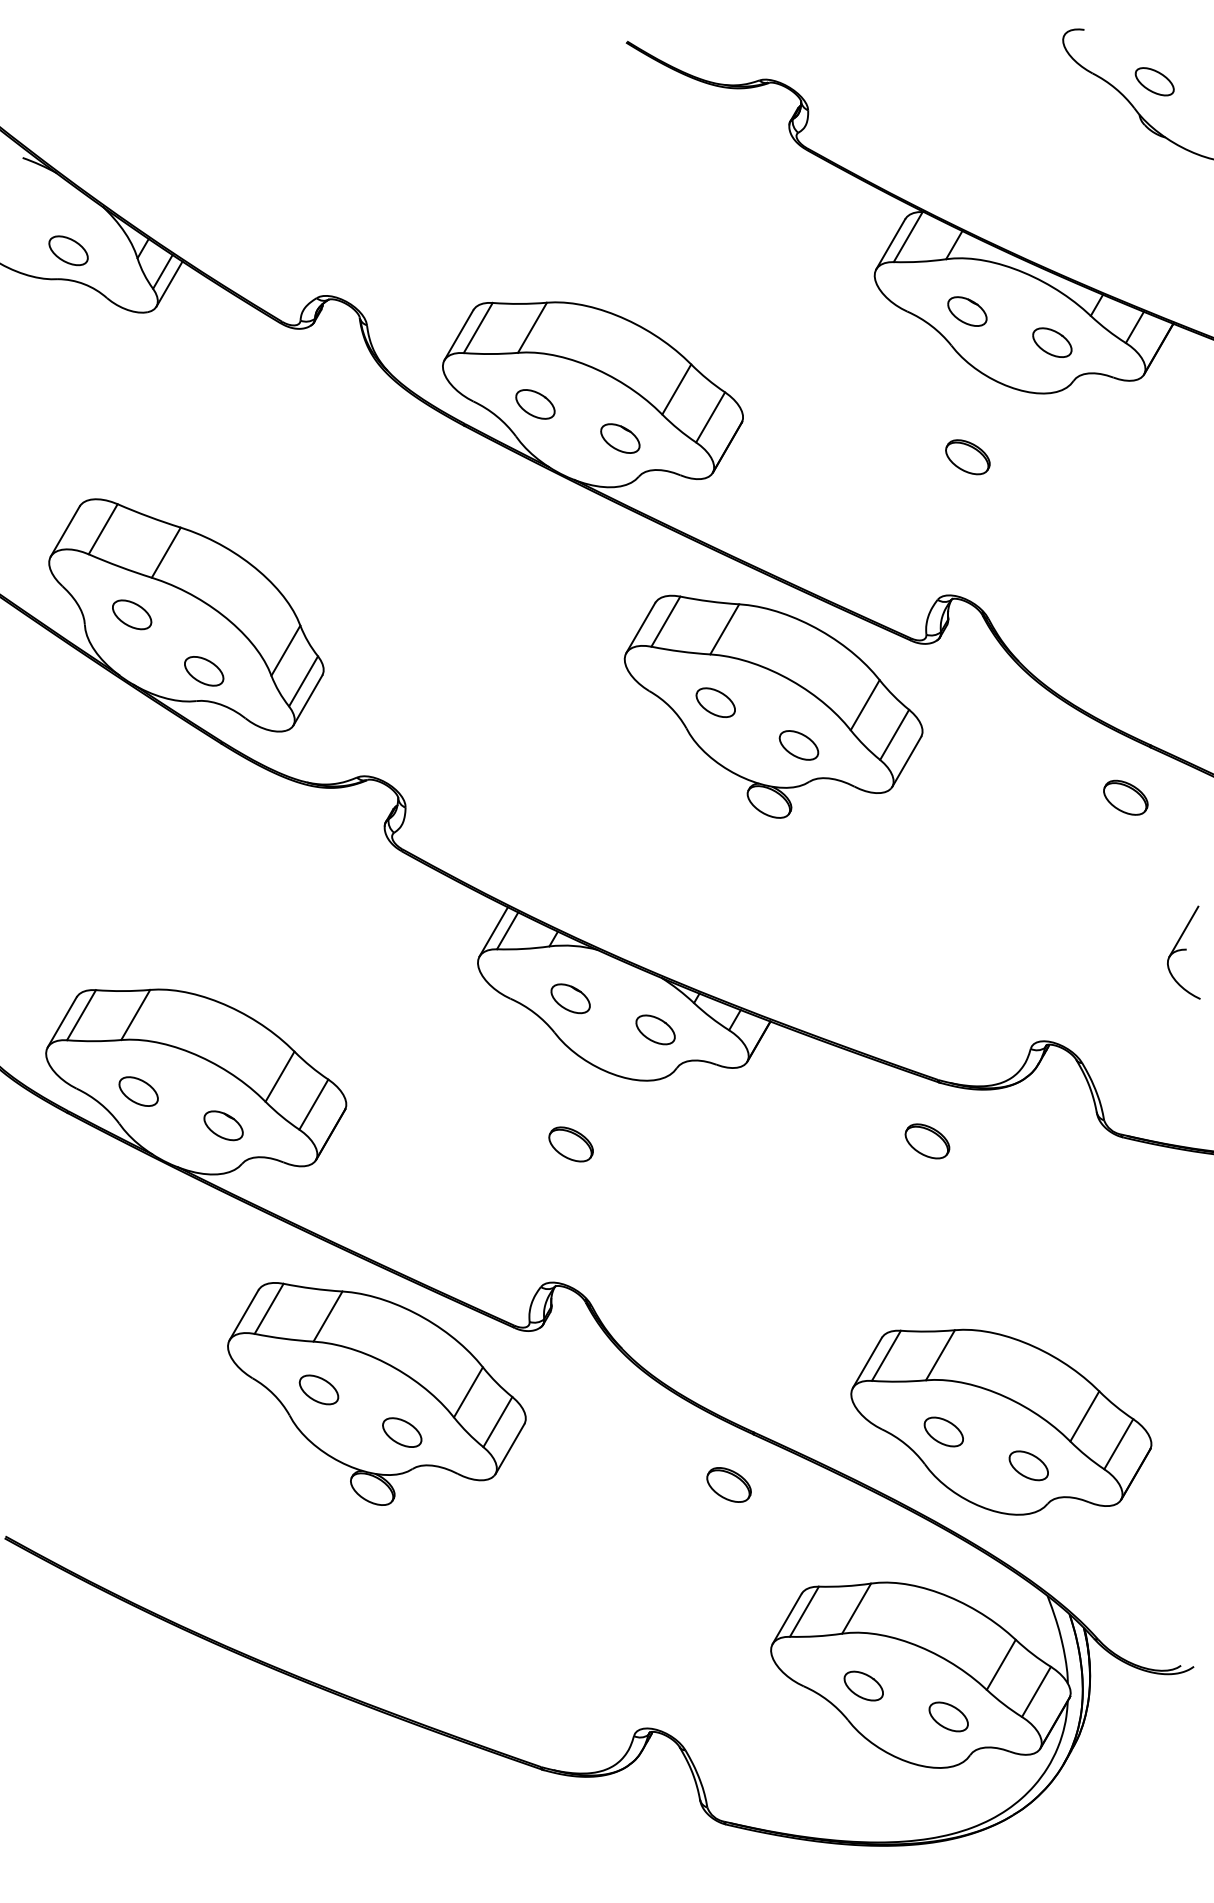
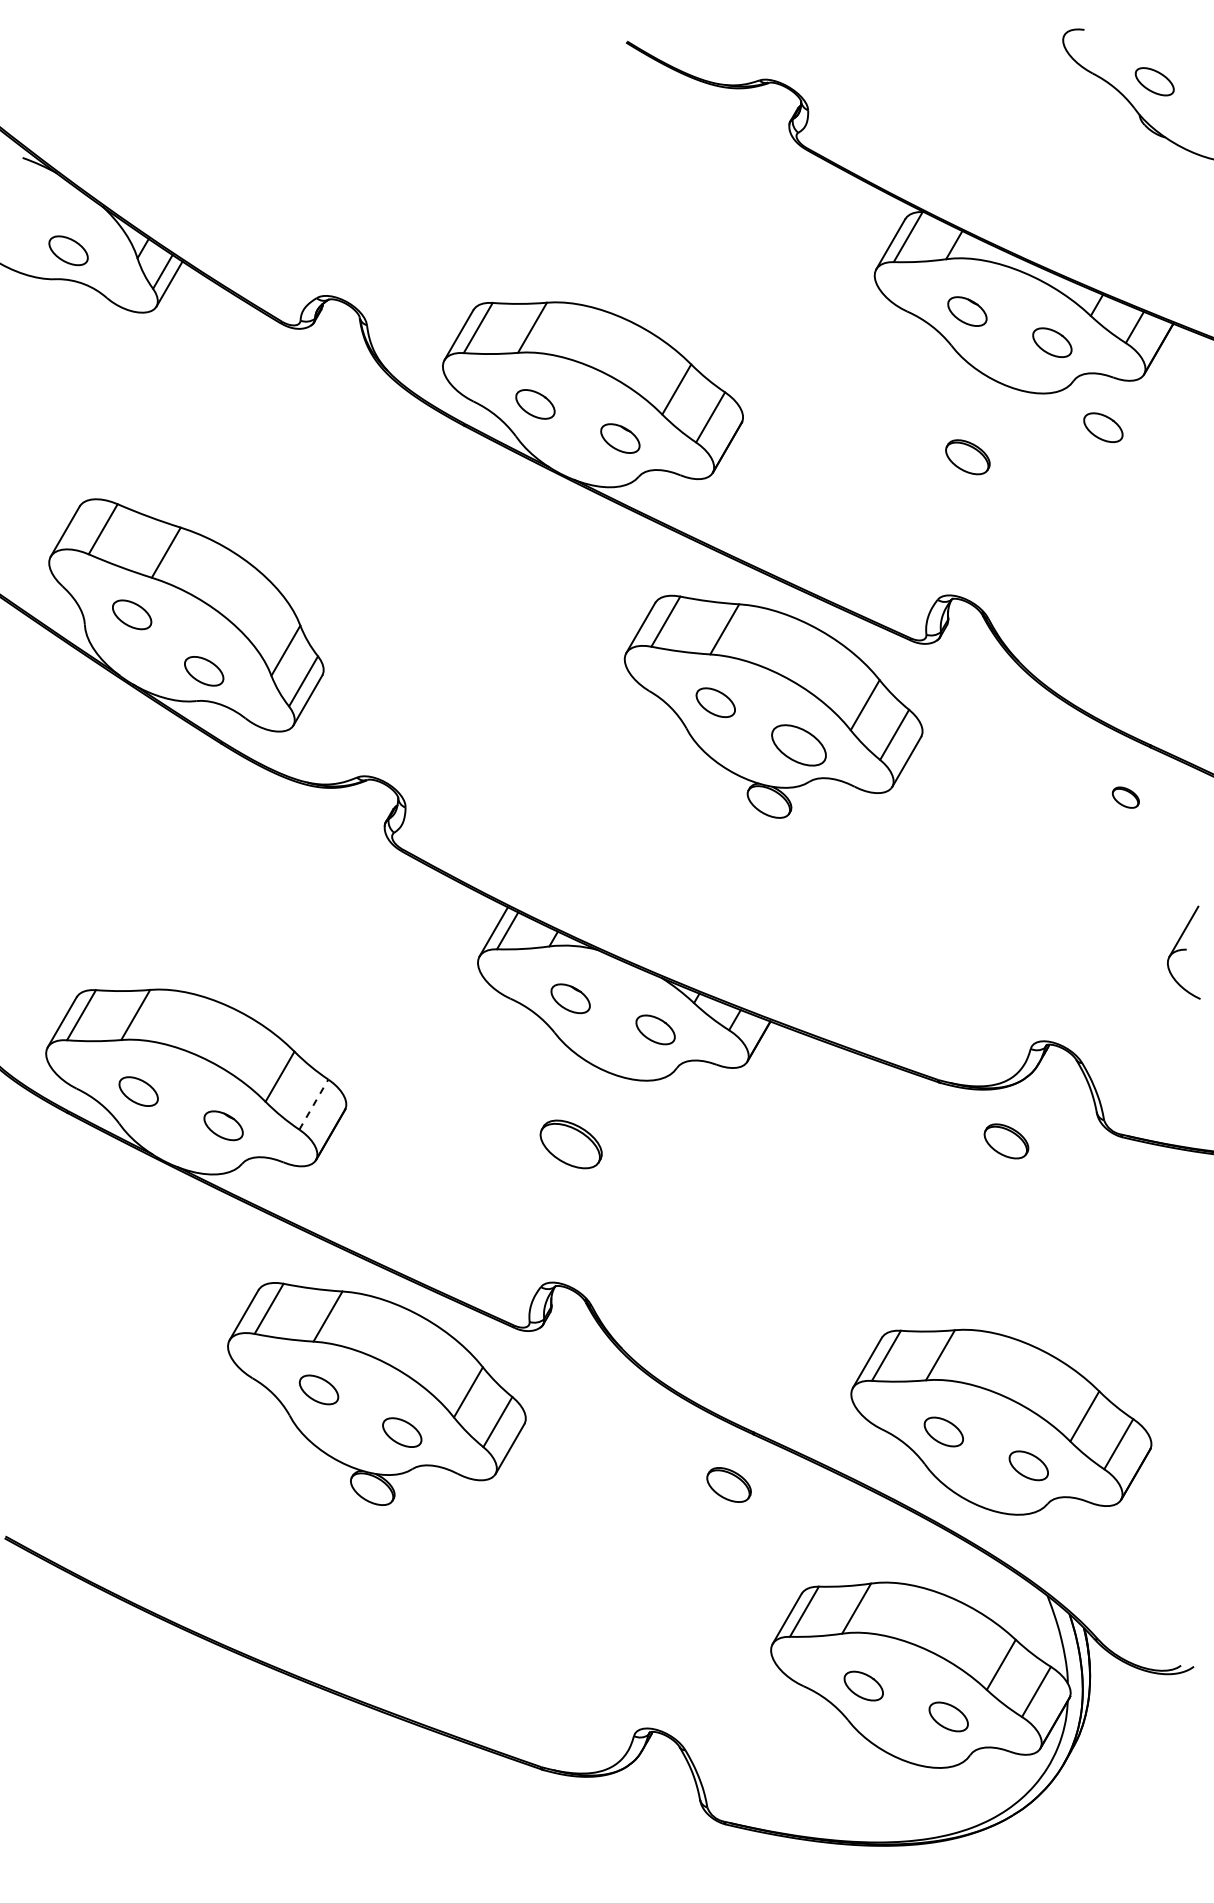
part: none -> present (1103, 427)
part size: 42x31 px -> 56x43 px (798, 745)
part size: 46x37 px -> 29x23 px (1125, 797)
line: solid -> dashed (313, 1104)
part position: (927, 1141) -> (1006, 1141) (1006, 1141)
part size: 46x37 px -> 64x51 px (570, 1144)
